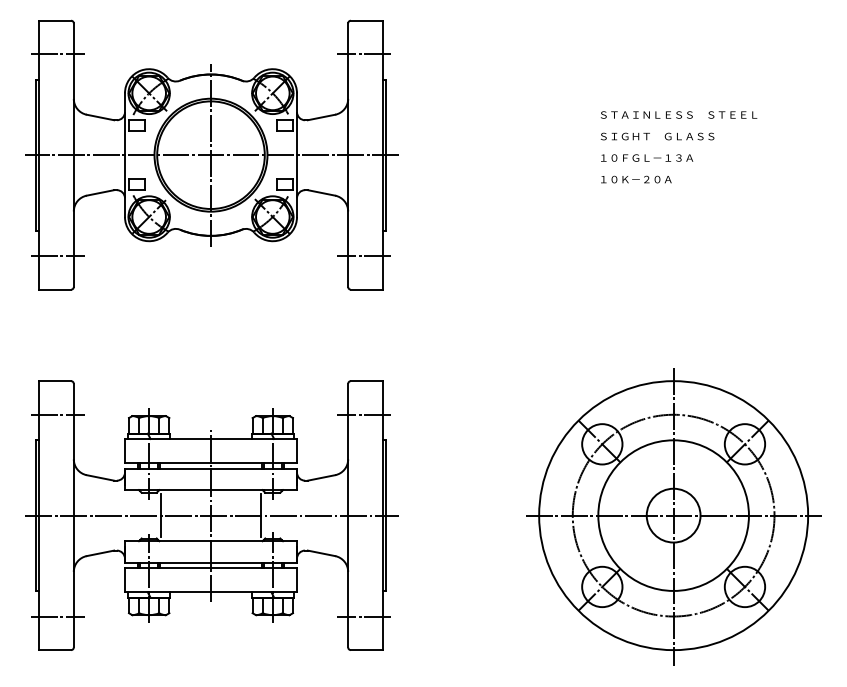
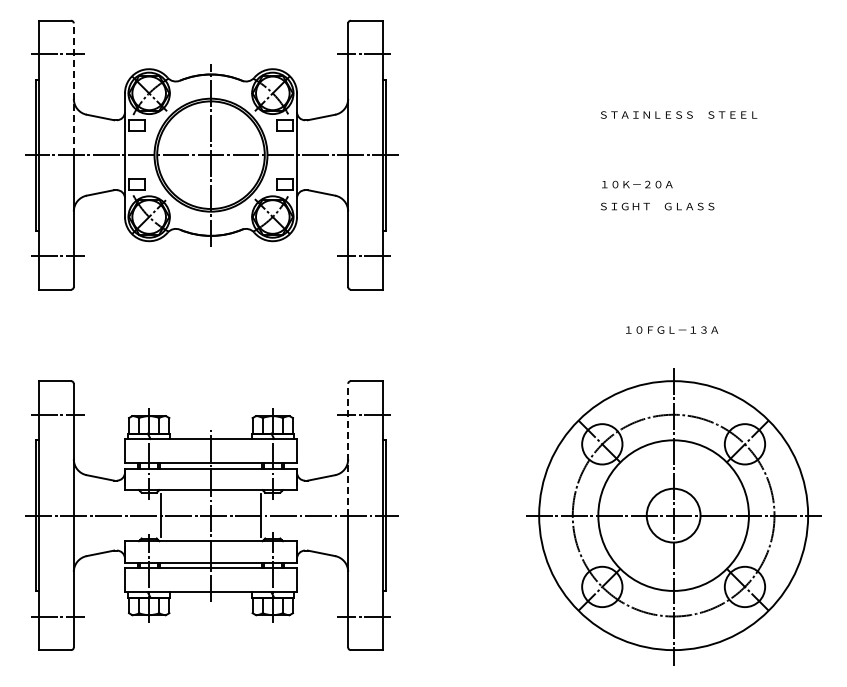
line: solid -> dashed (73, 89)
text position: (657, 136) -> (657, 206) (657, 206)
text position: (647, 157) -> (672, 329) (672, 329)
text position: (636, 179) -> (637, 184) (637, 184)
line: solid -> dashed (348, 449)
